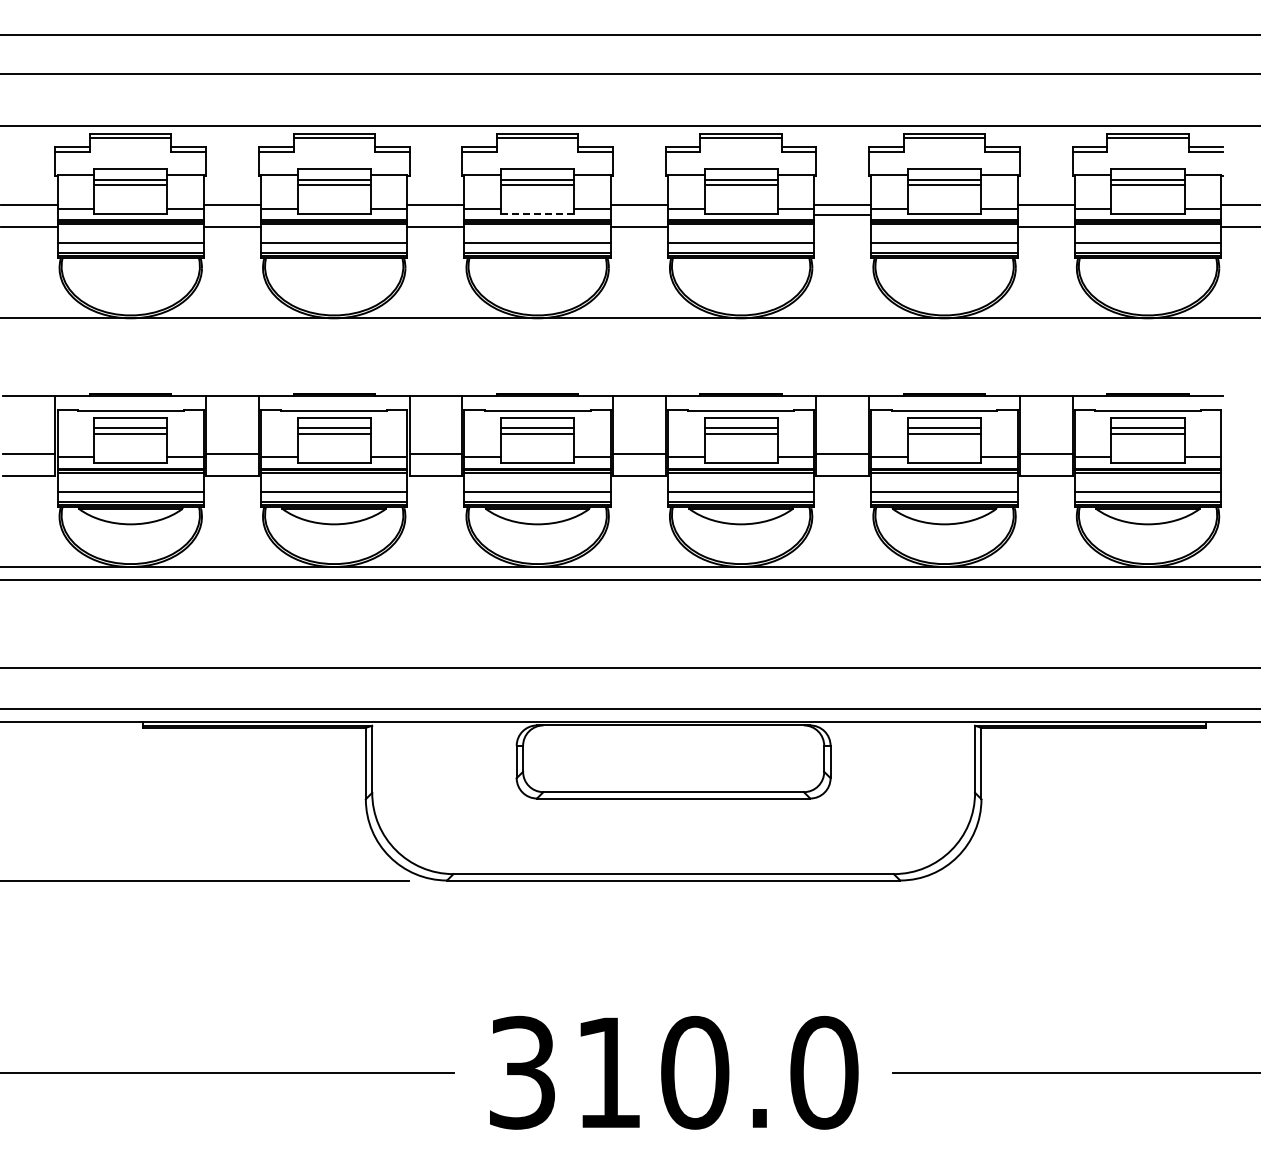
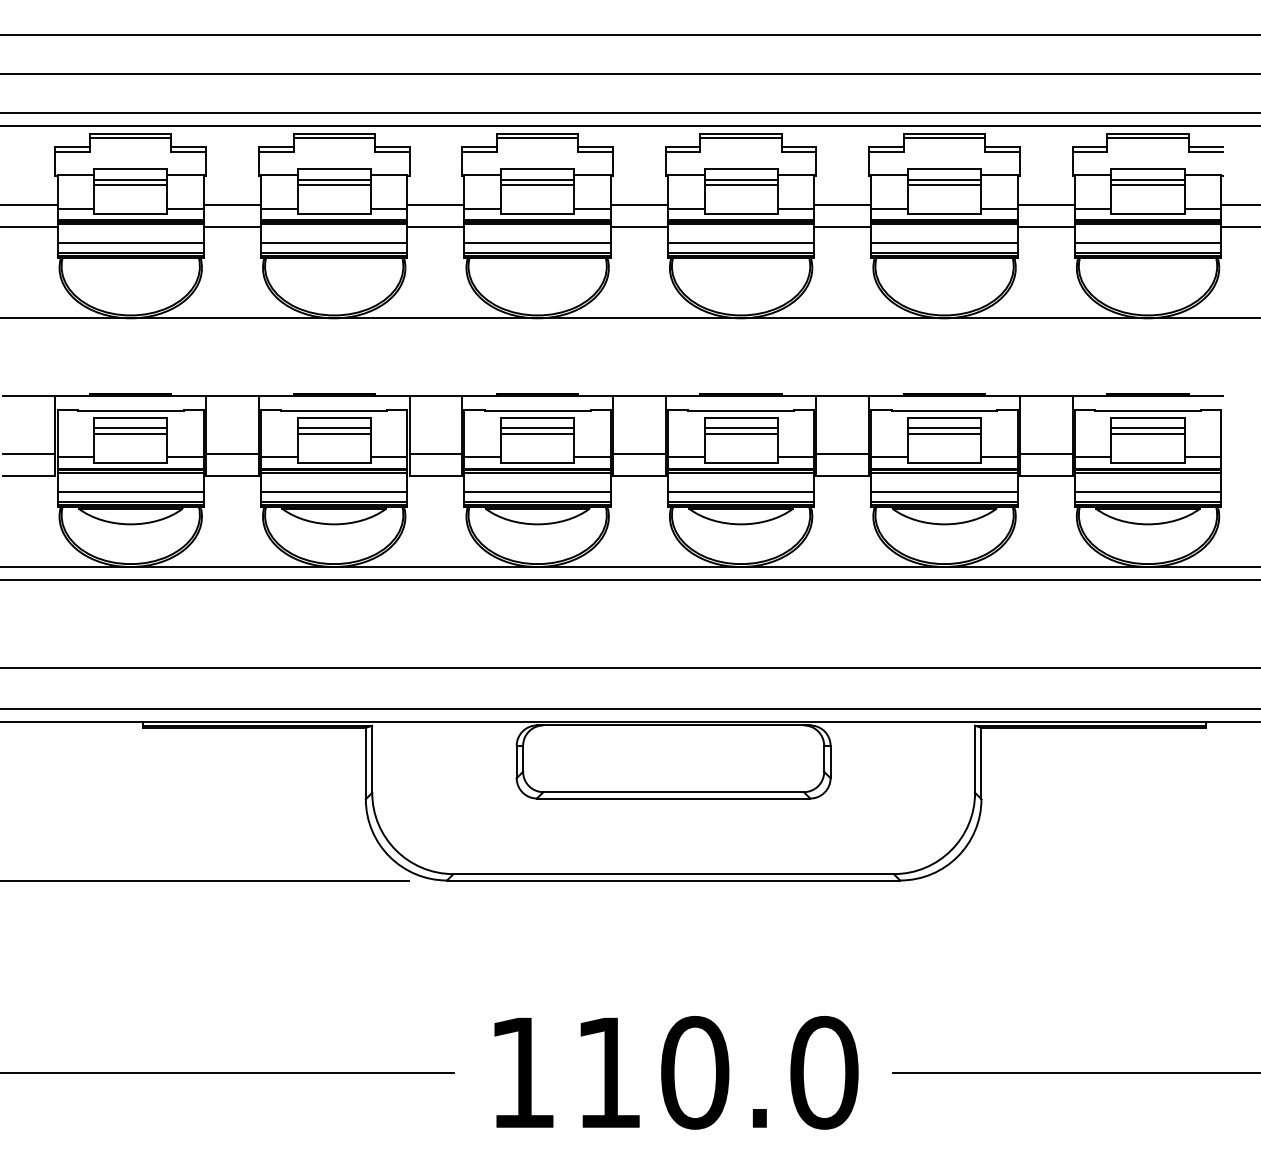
line: none -> present (629, 113)
line: dashed -> solid (537, 214)
line position: (842, 215) -> (842, 227) (842, 227)
text: 310.0 -> 110.0 (522, 1072)
